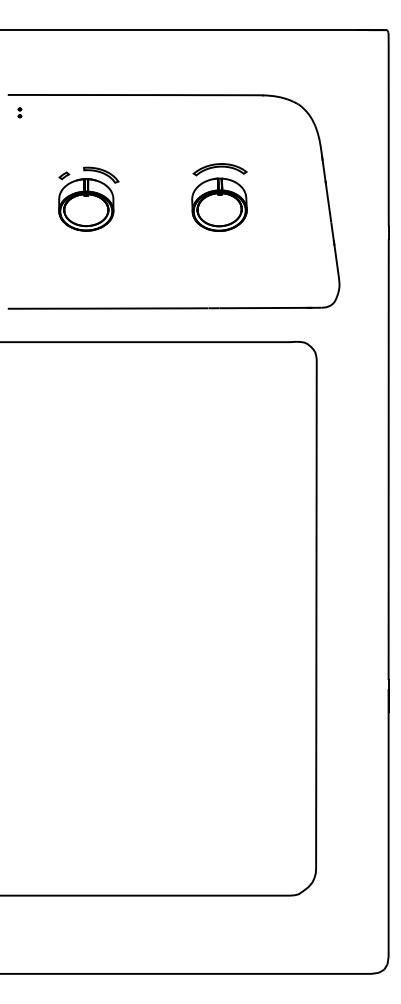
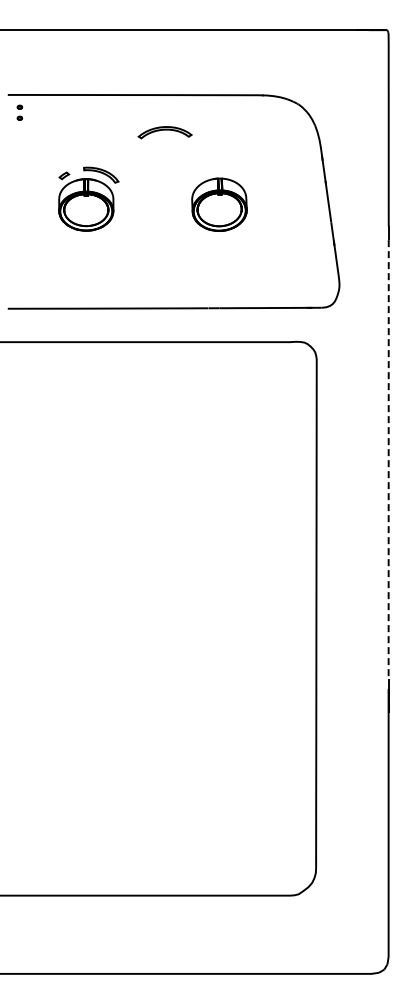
part size: 6x12 px -> 8x17 px (19, 112)
part position: (219, 169) -> (164, 132) (164, 132)
line: solid -> dashed (388, 460)
